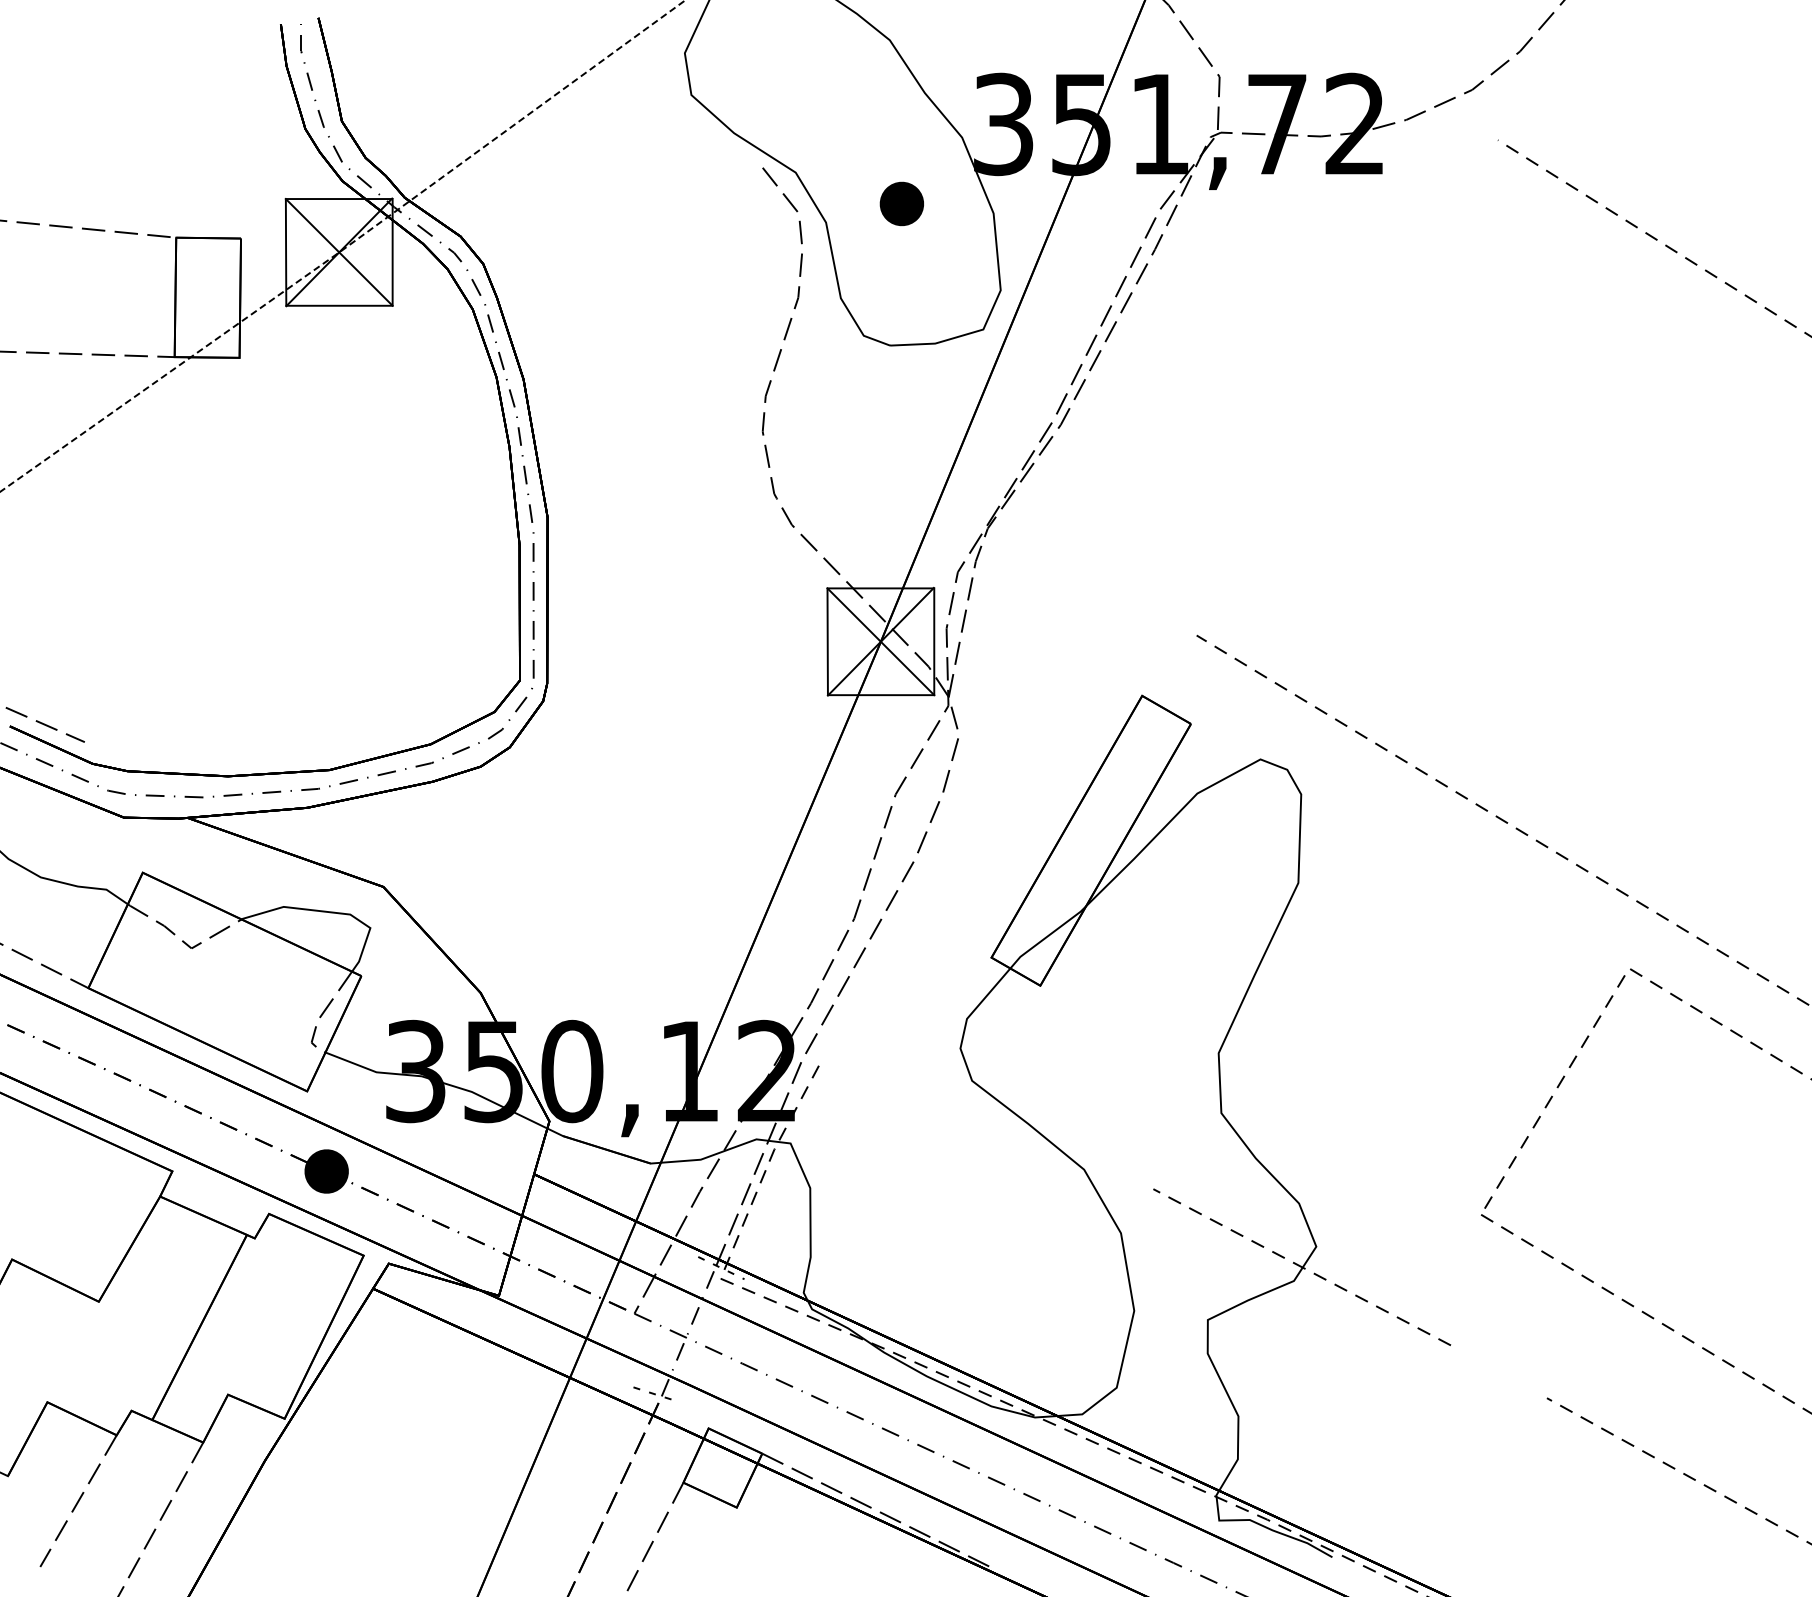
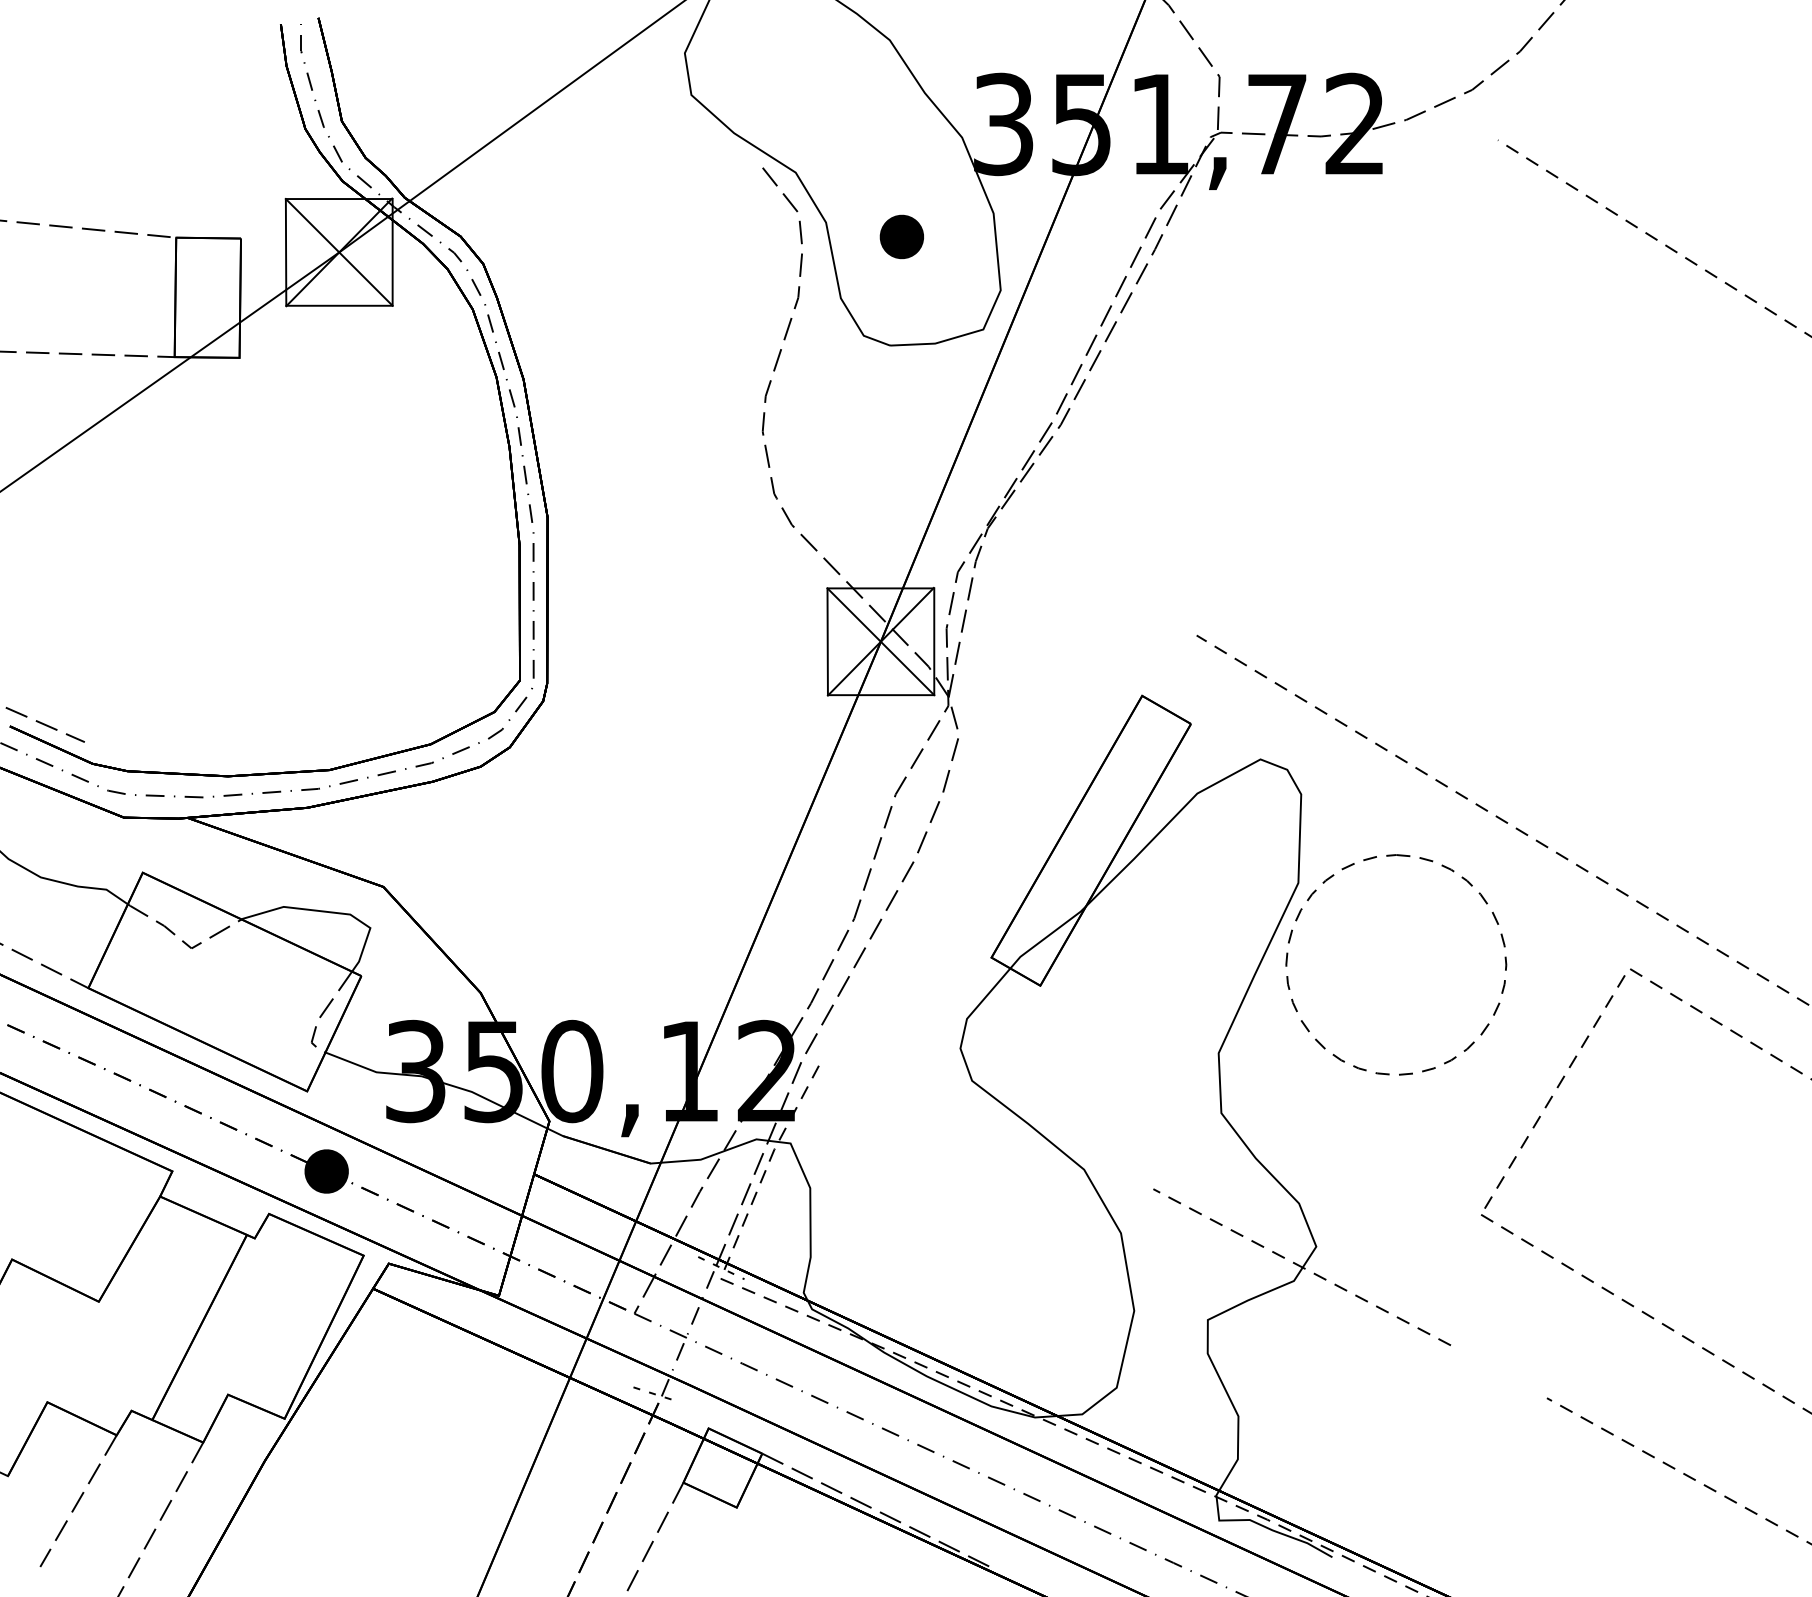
part position: (901, 203) -> (901, 236) (901, 236)
line: dashed -> solid (344, 248)
part: none -> present (1445, 868)
